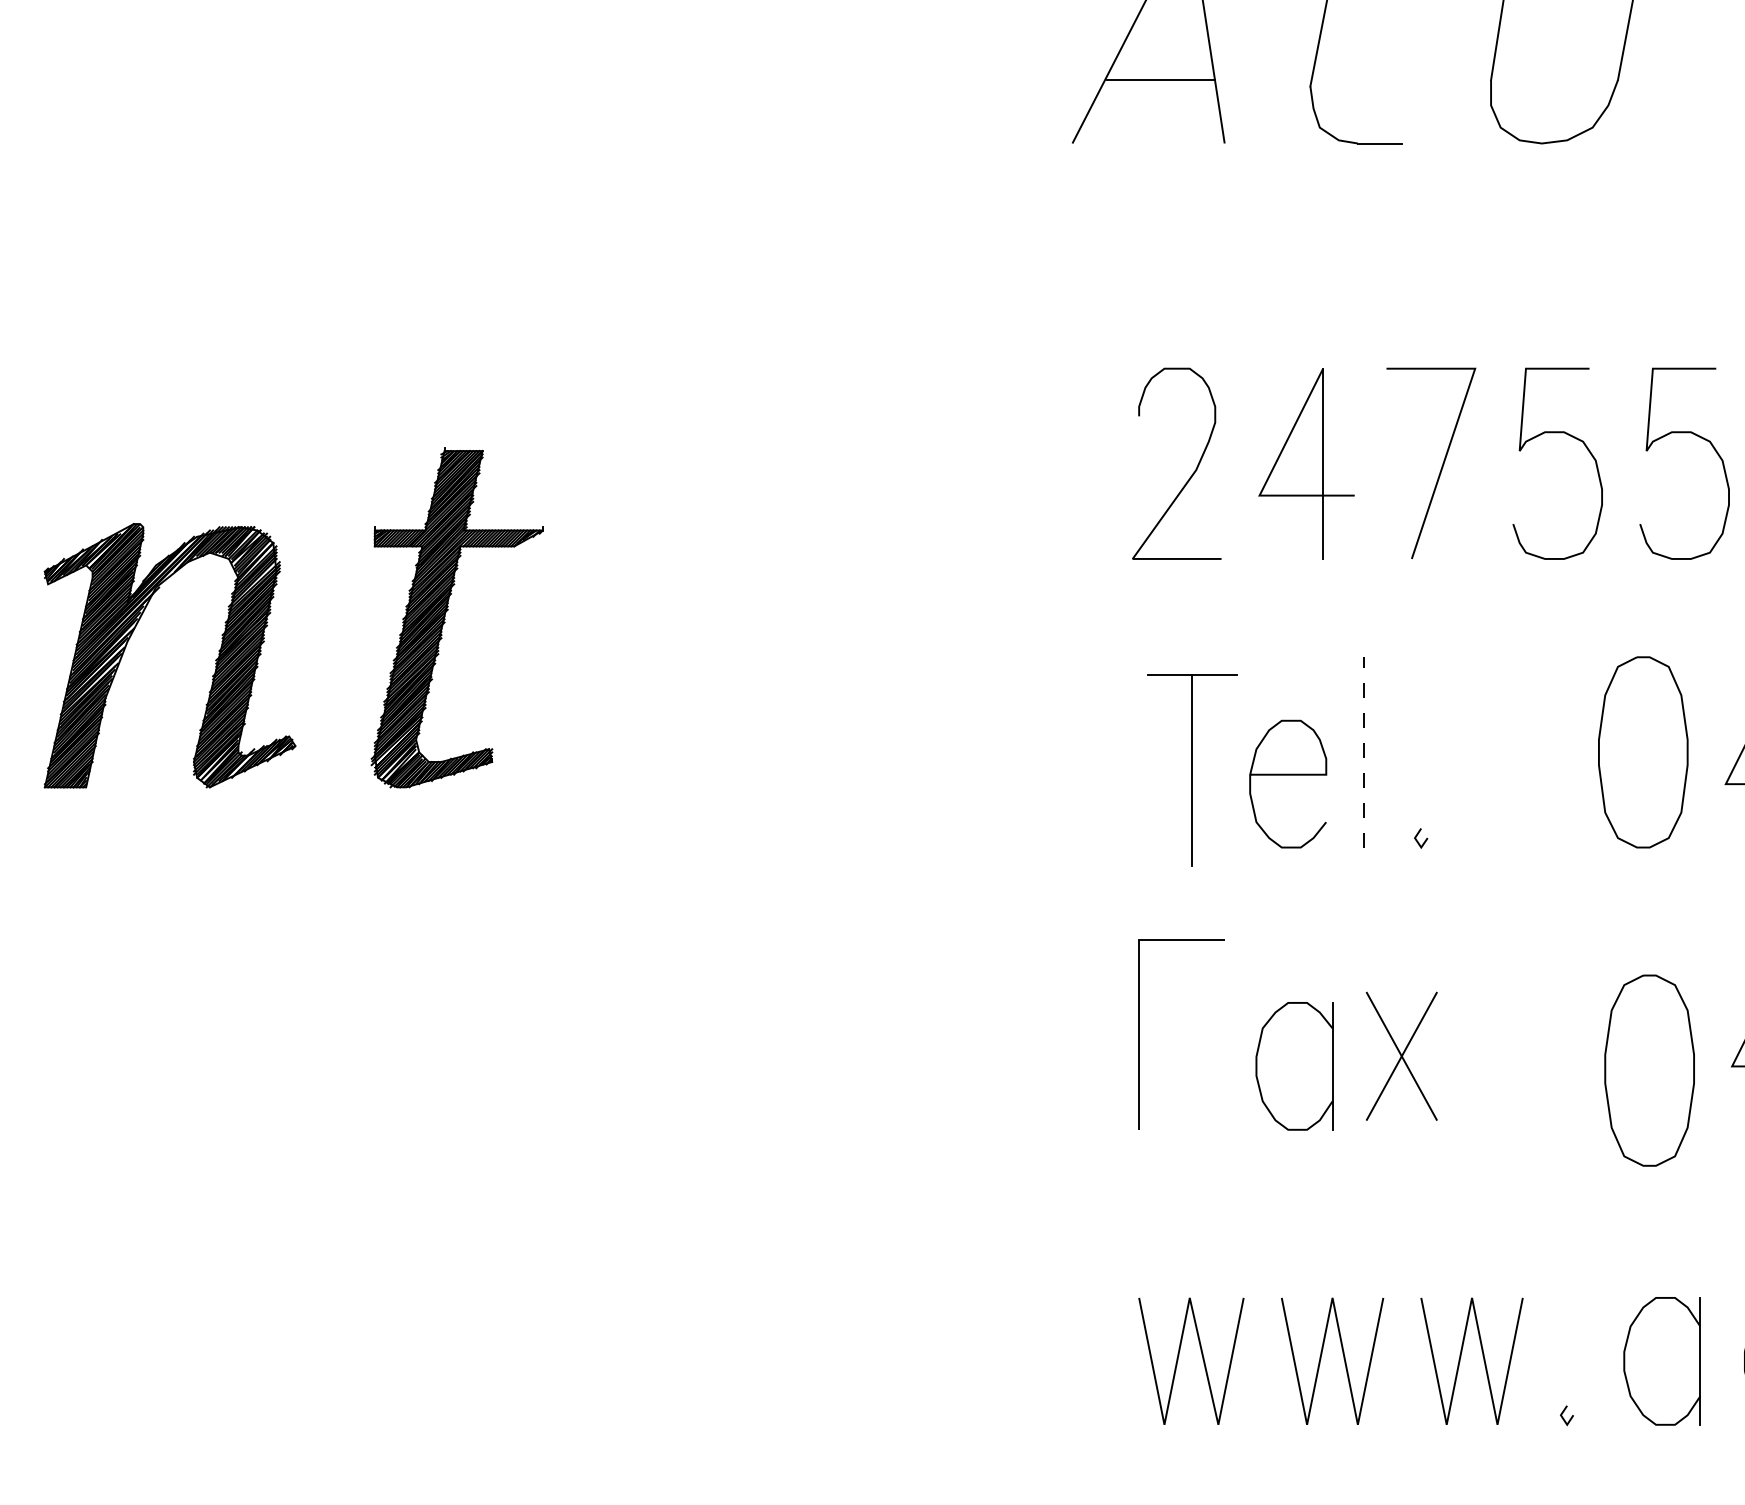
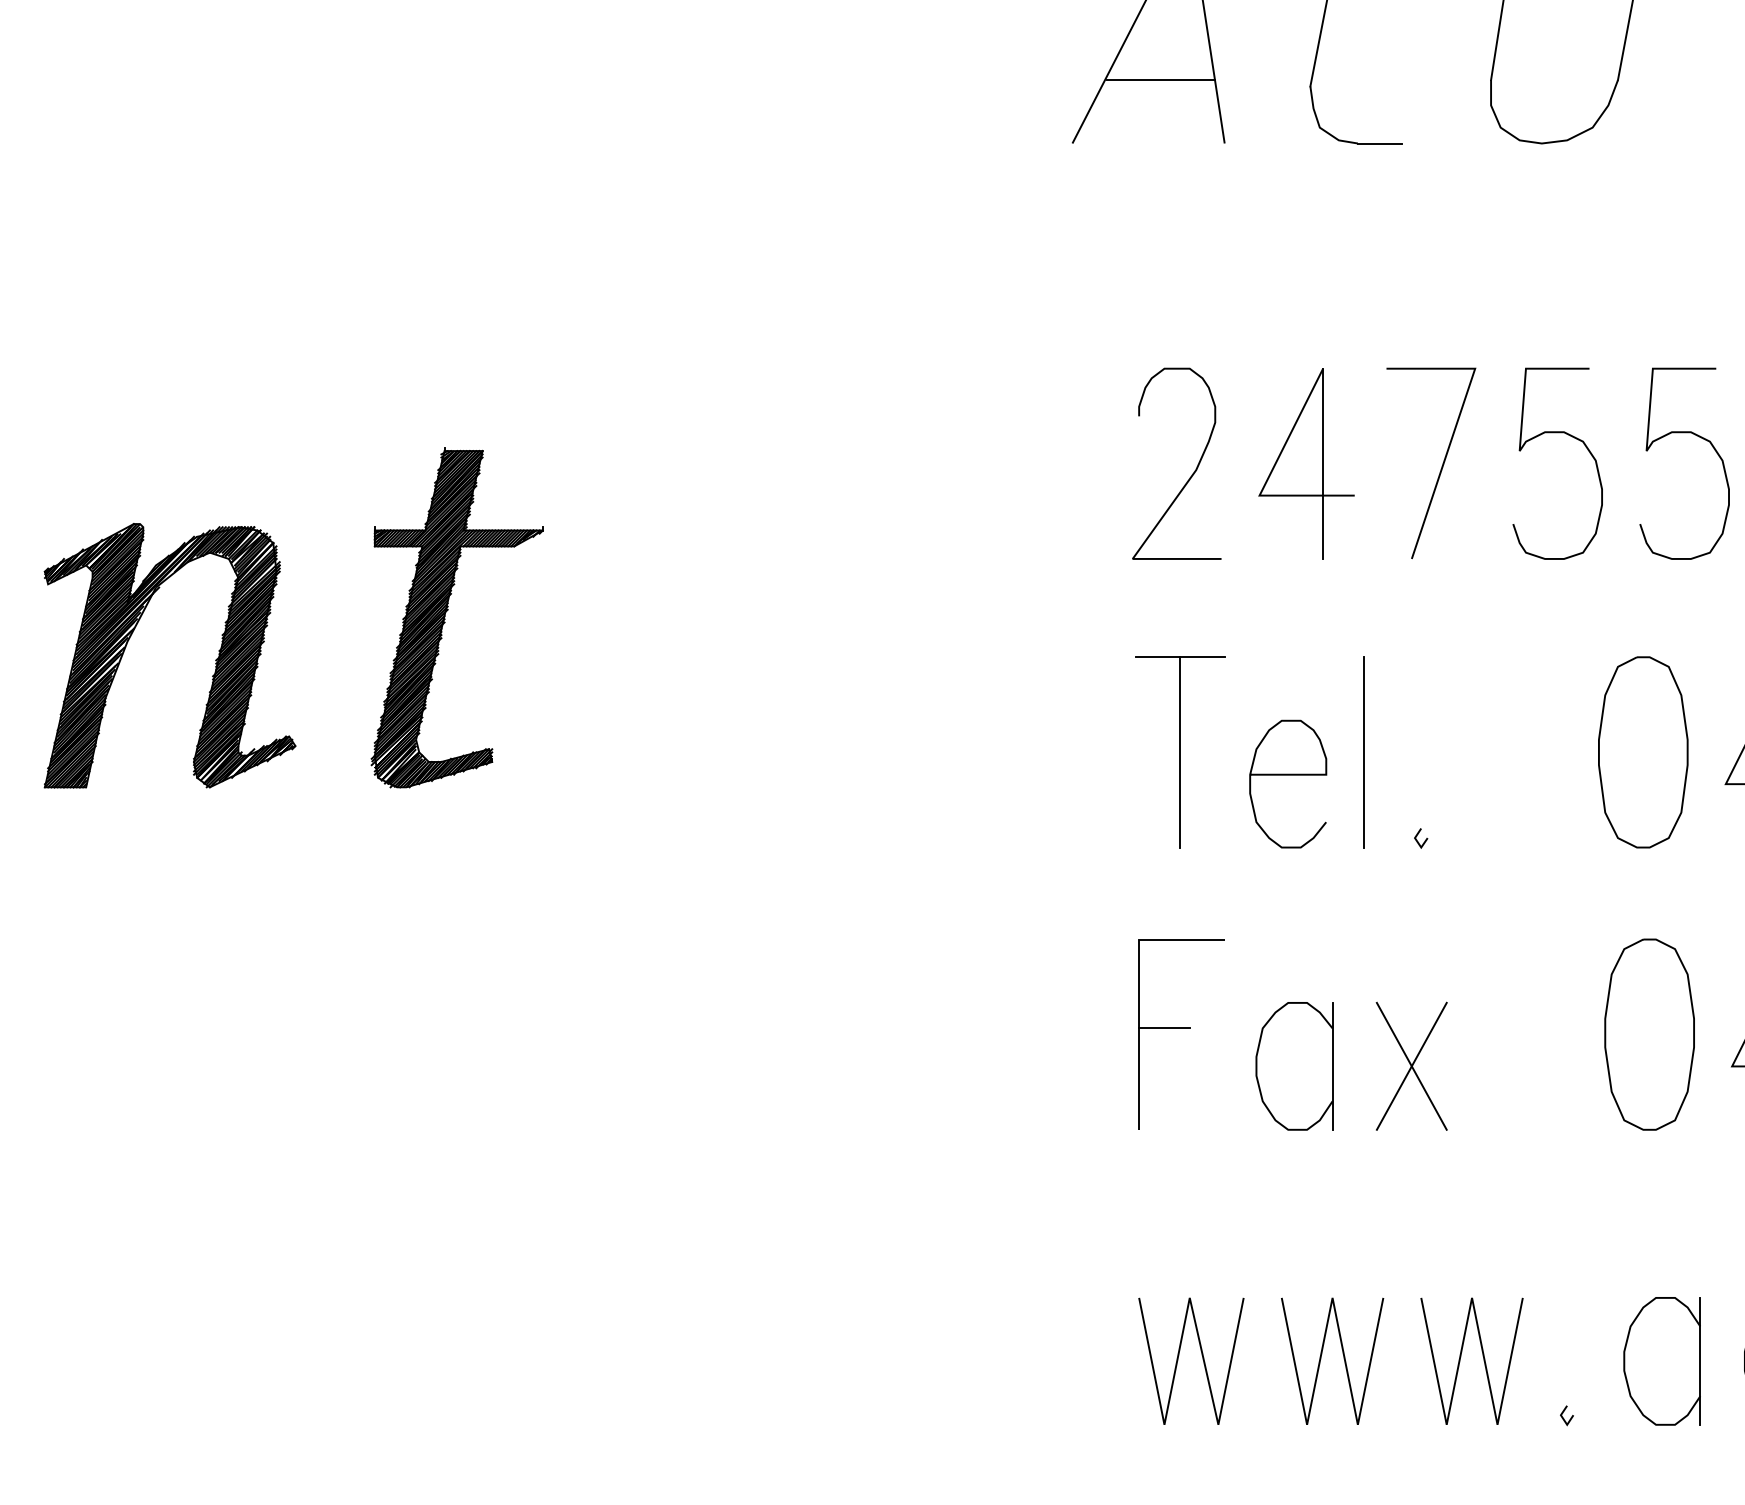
line: dashed -> solid (1364, 751)
part position: (1192, 770) -> (1180, 752) (1180, 752)
line: none -> present (1164, 1028)
part position: (1401, 1055) -> (1411, 1065) (1411, 1065)
part position: (1649, 1070) -> (1649, 1034) (1649, 1034)
